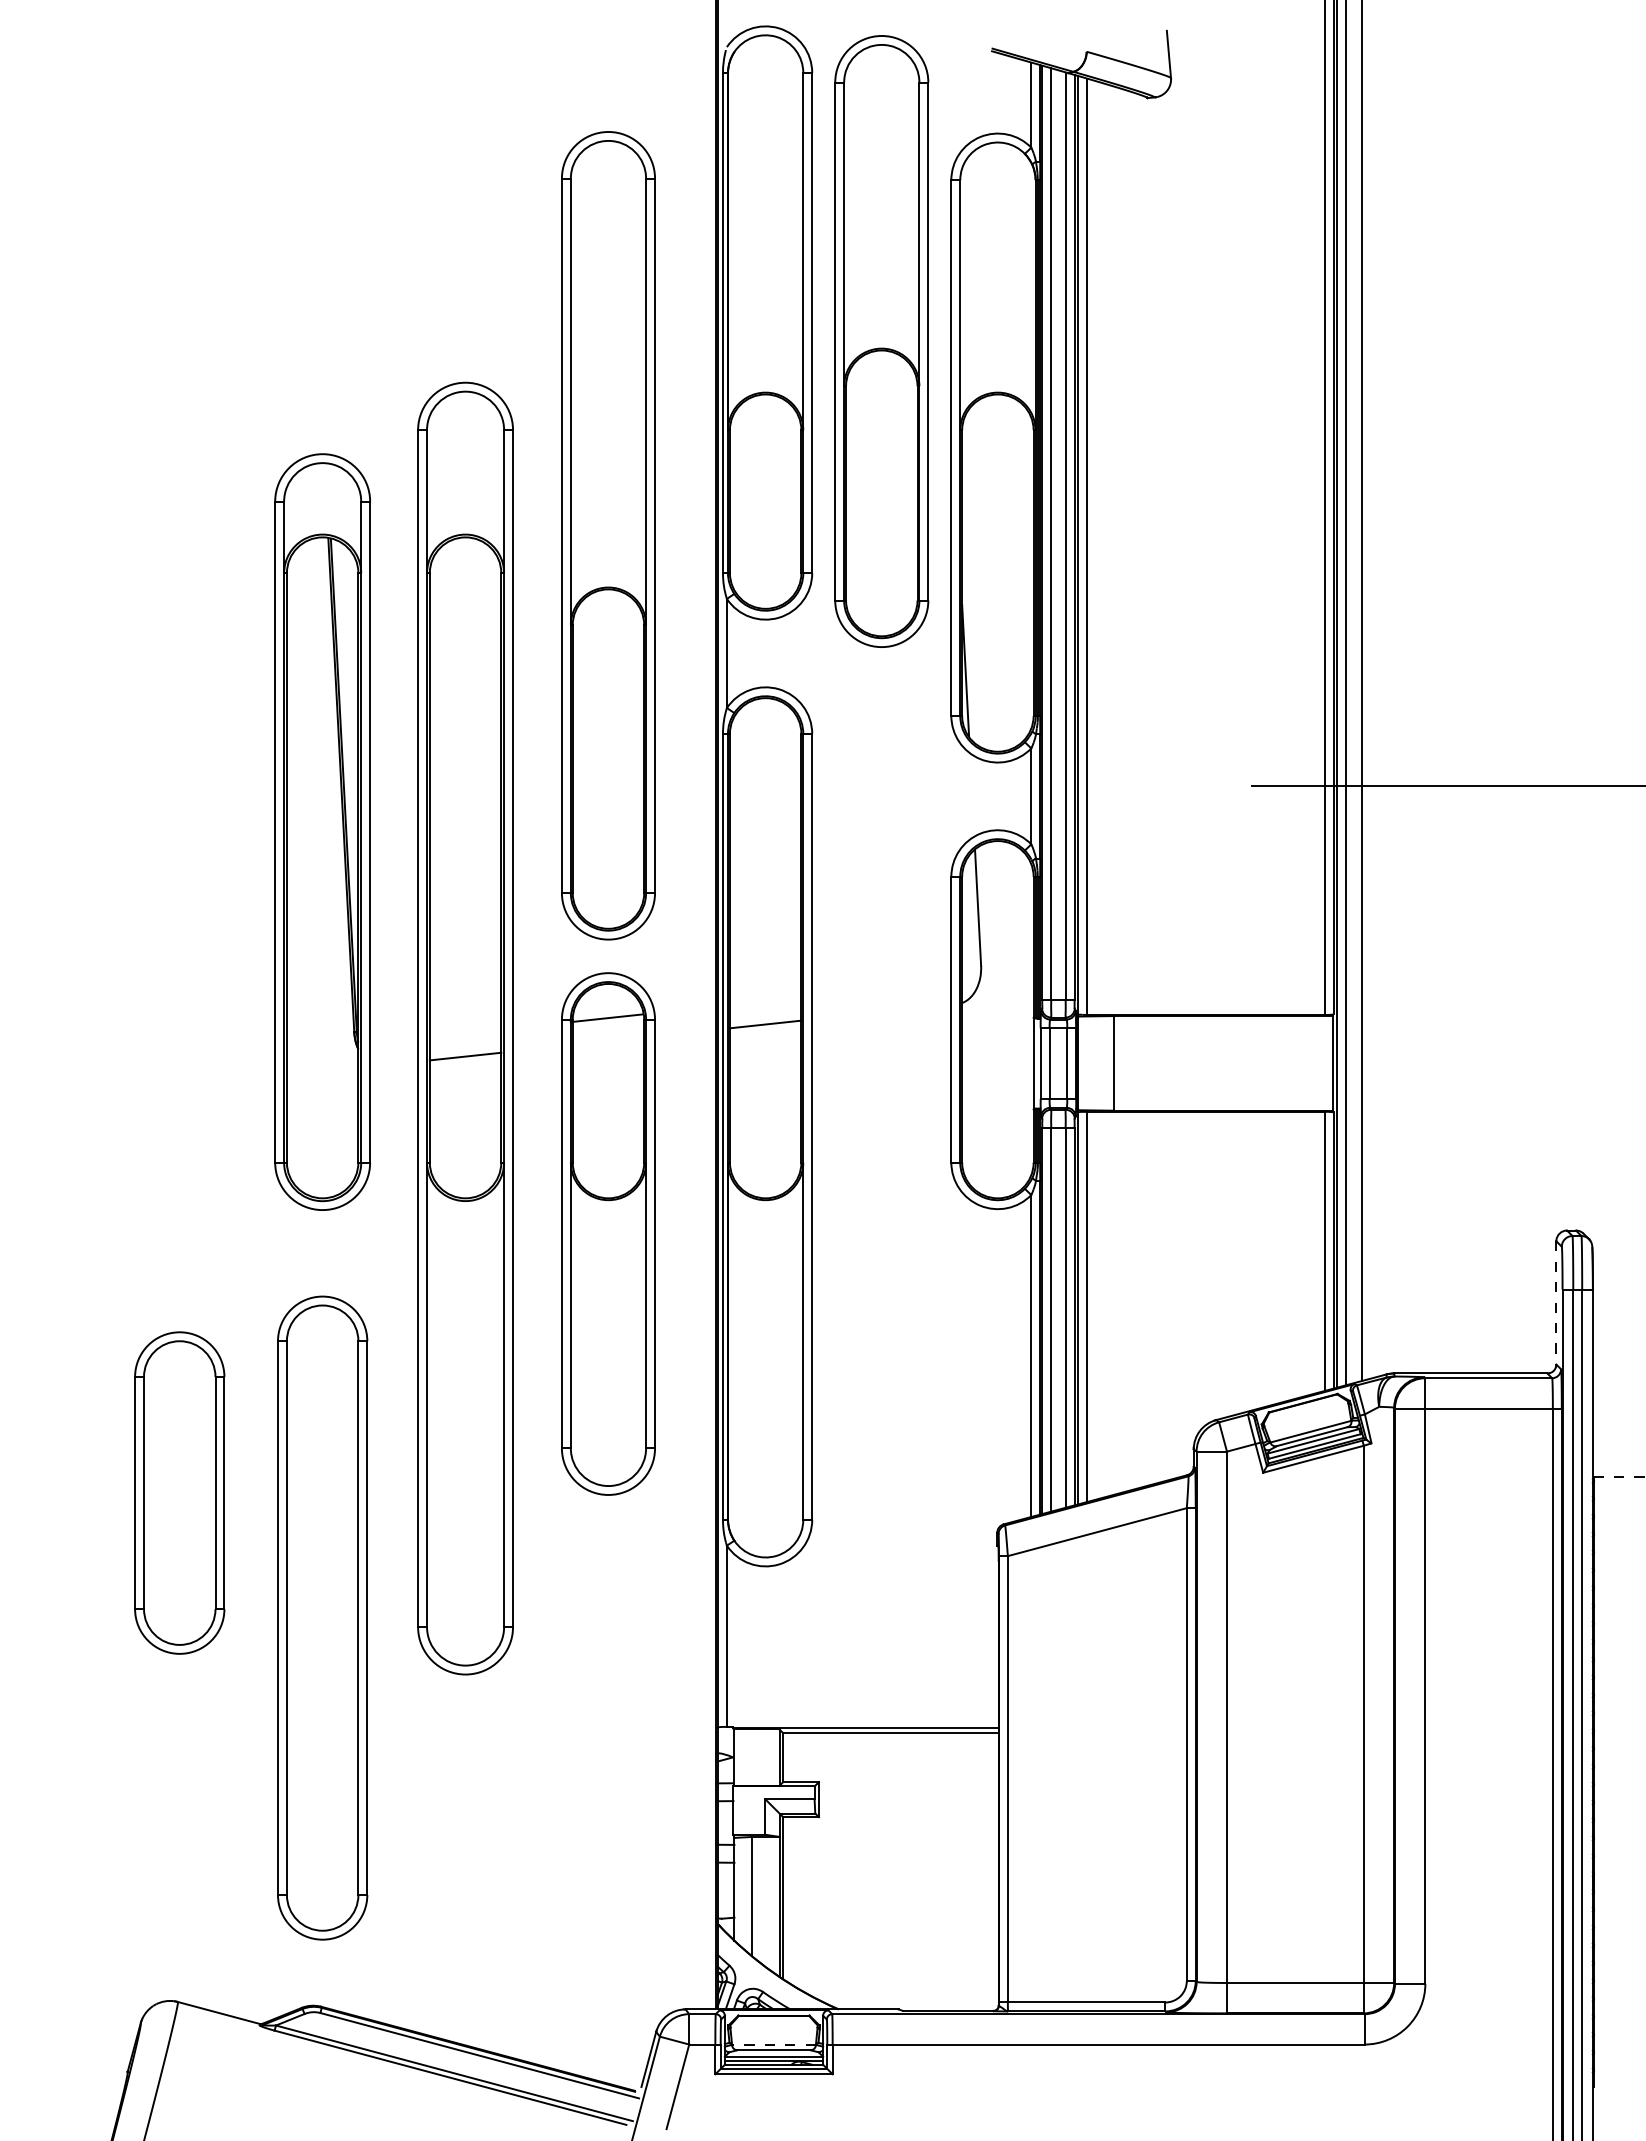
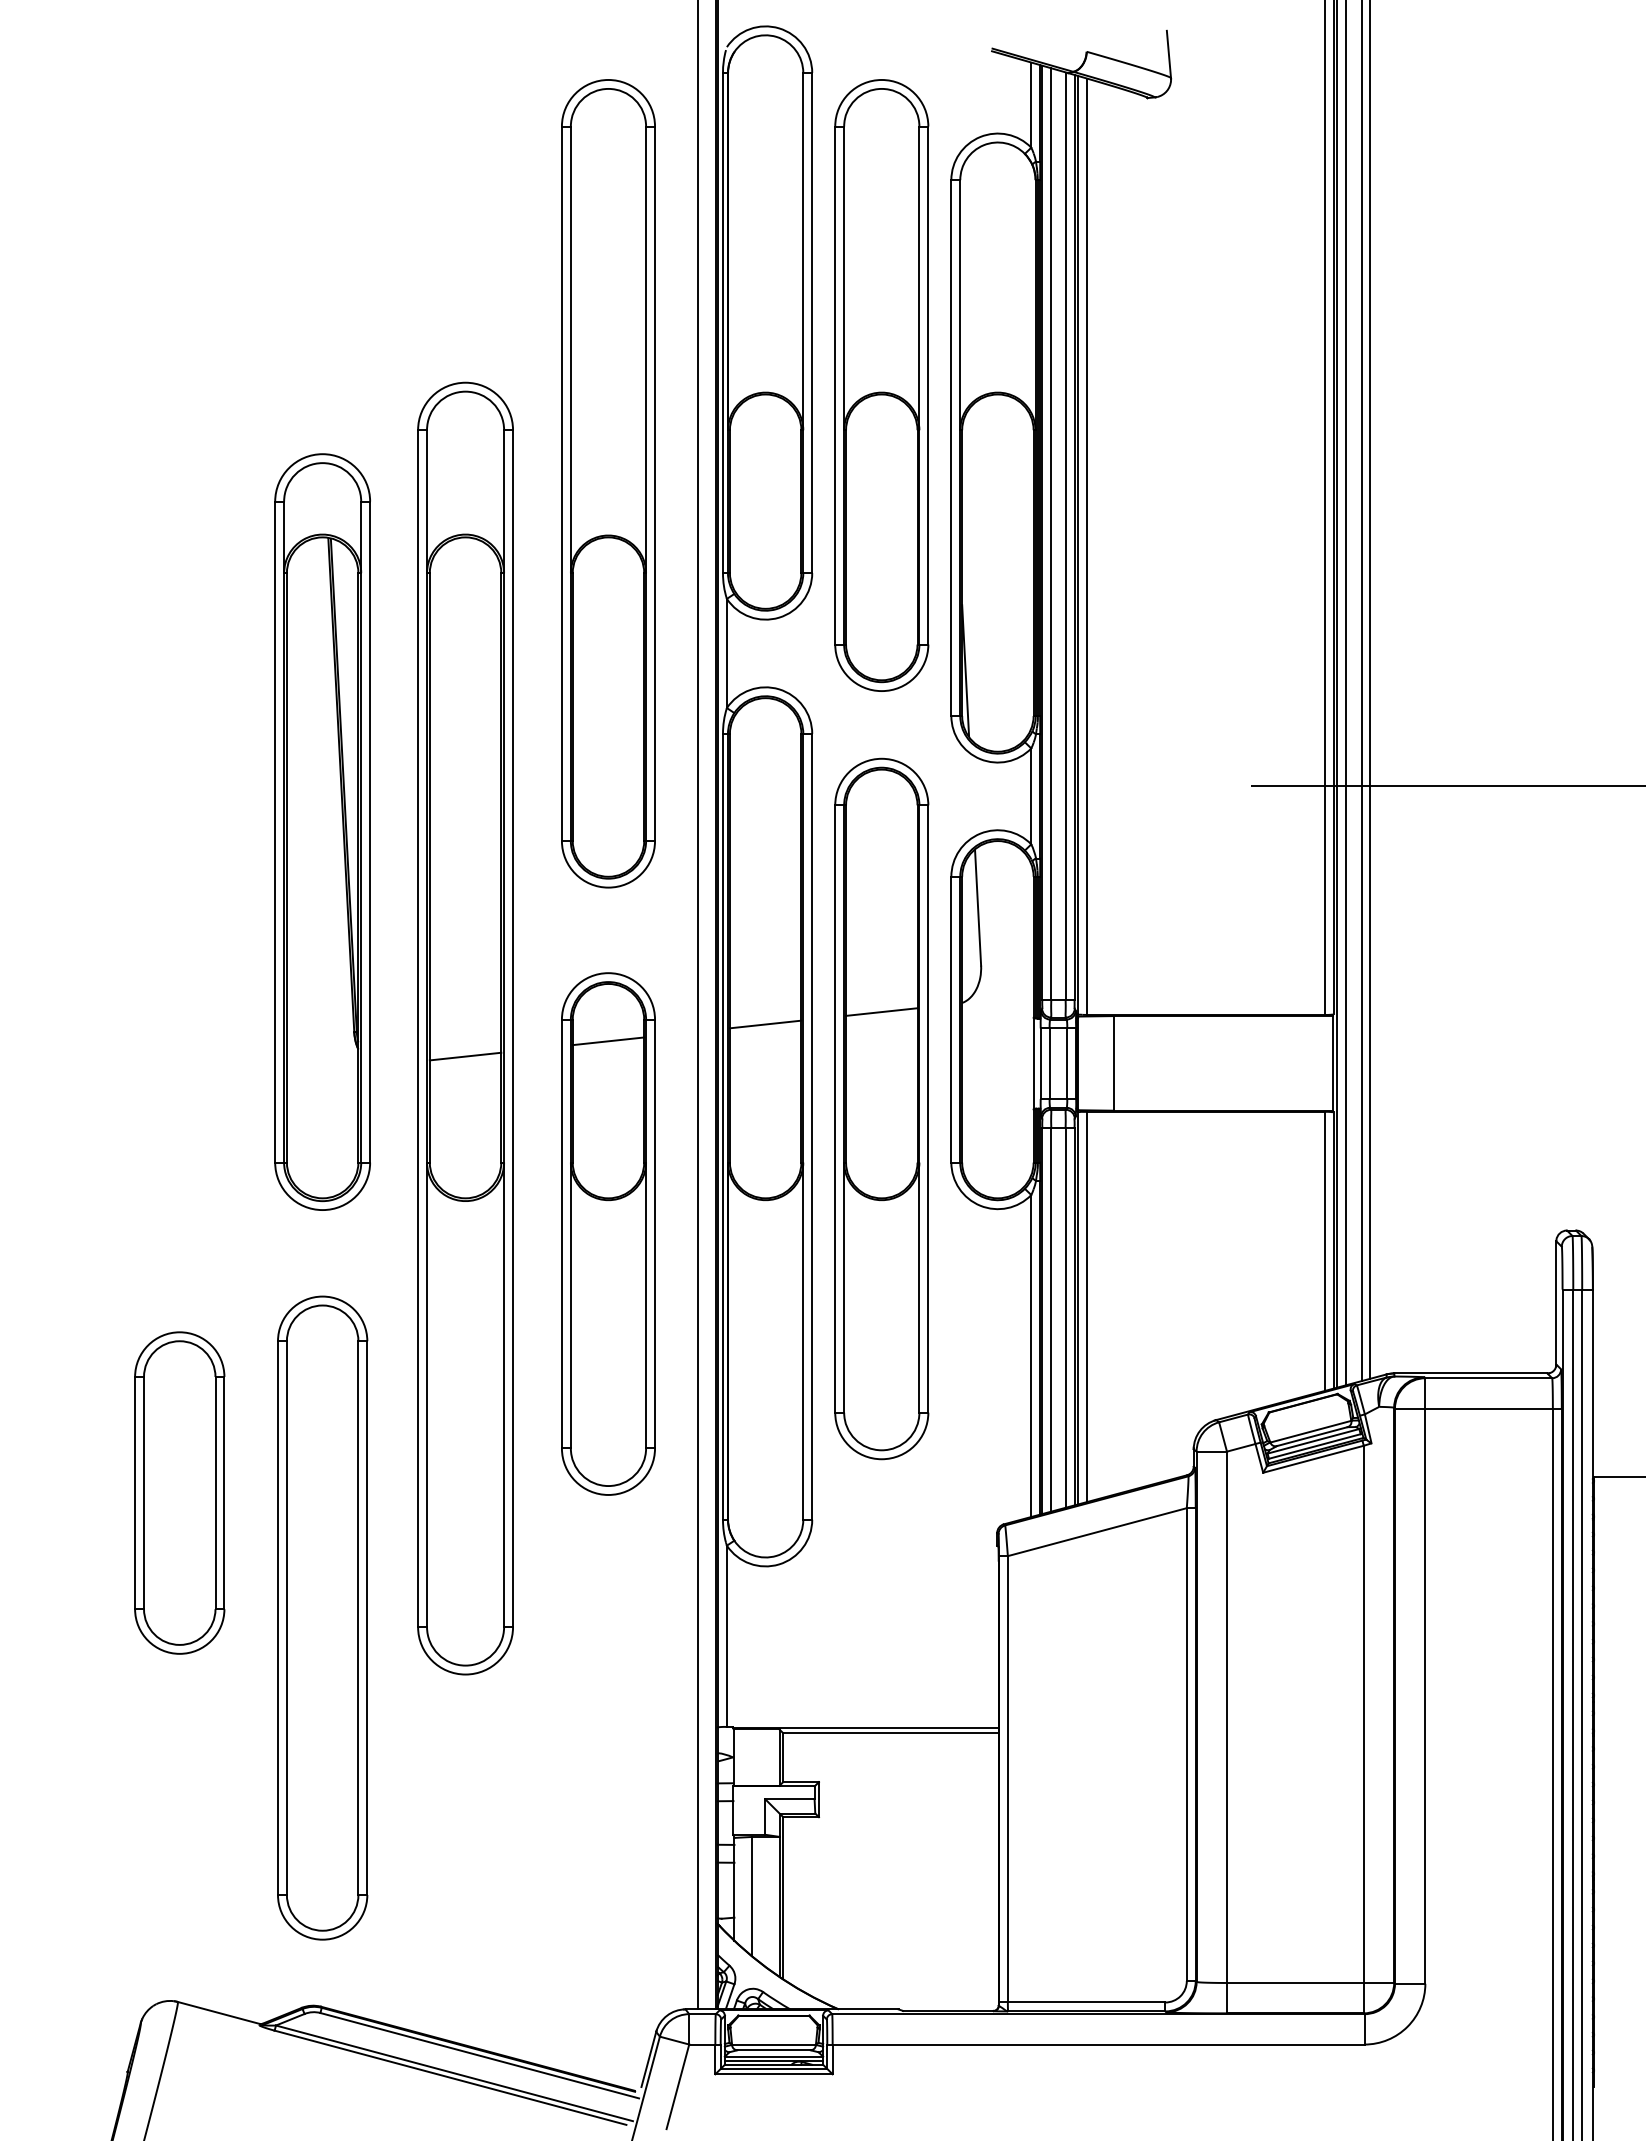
part position: (881, 341) -> (881, 385) (881, 385)
part position: (608, 535) -> (608, 483) (608, 483)
line: none -> present (1370, 690)
line: none -> present (698, 1005)
line position: (606, 1018) -> (608, 1041) (608, 1041)
part: none -> present (881, 1108)
line: dashed -> solid (1556, 1302)
line: dashed -> solid (1619, 1476)
line: dashed -> solid (774, 2045)
